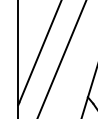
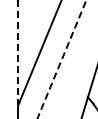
line: solid -> dashed (18, 52)
line: solid -> dashed (61, 59)
